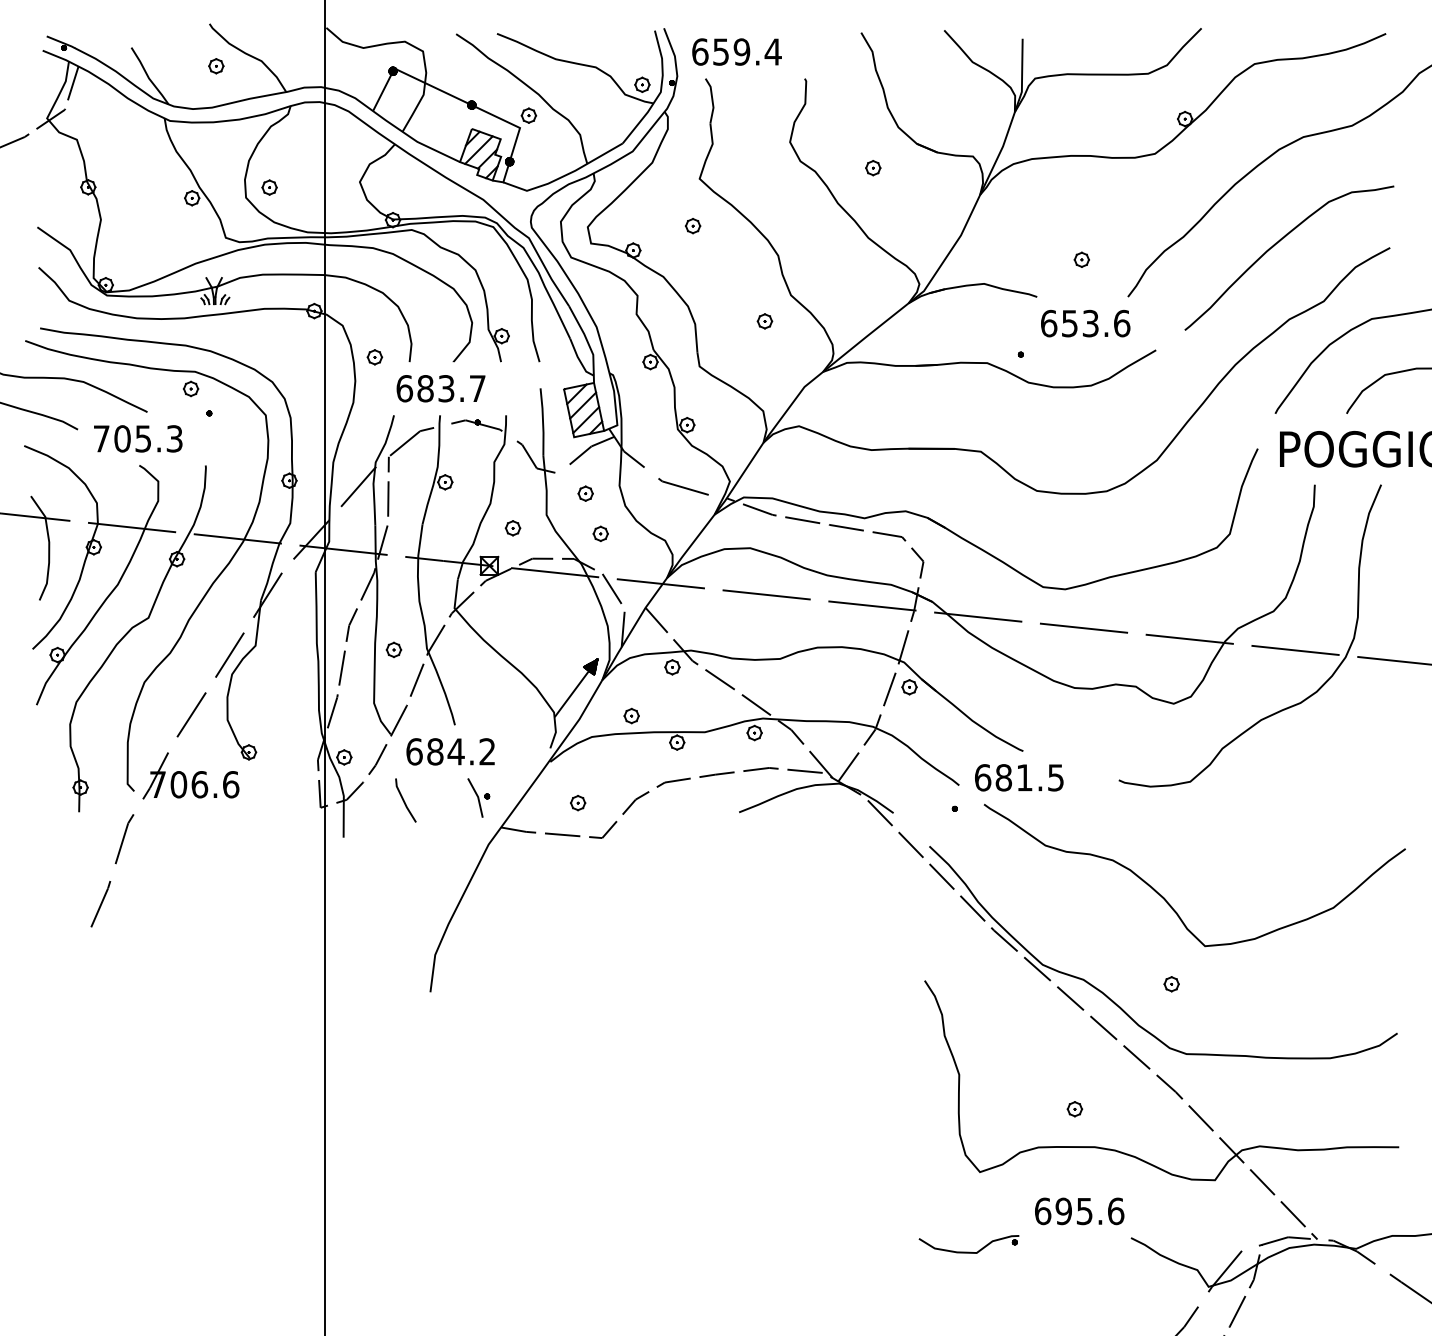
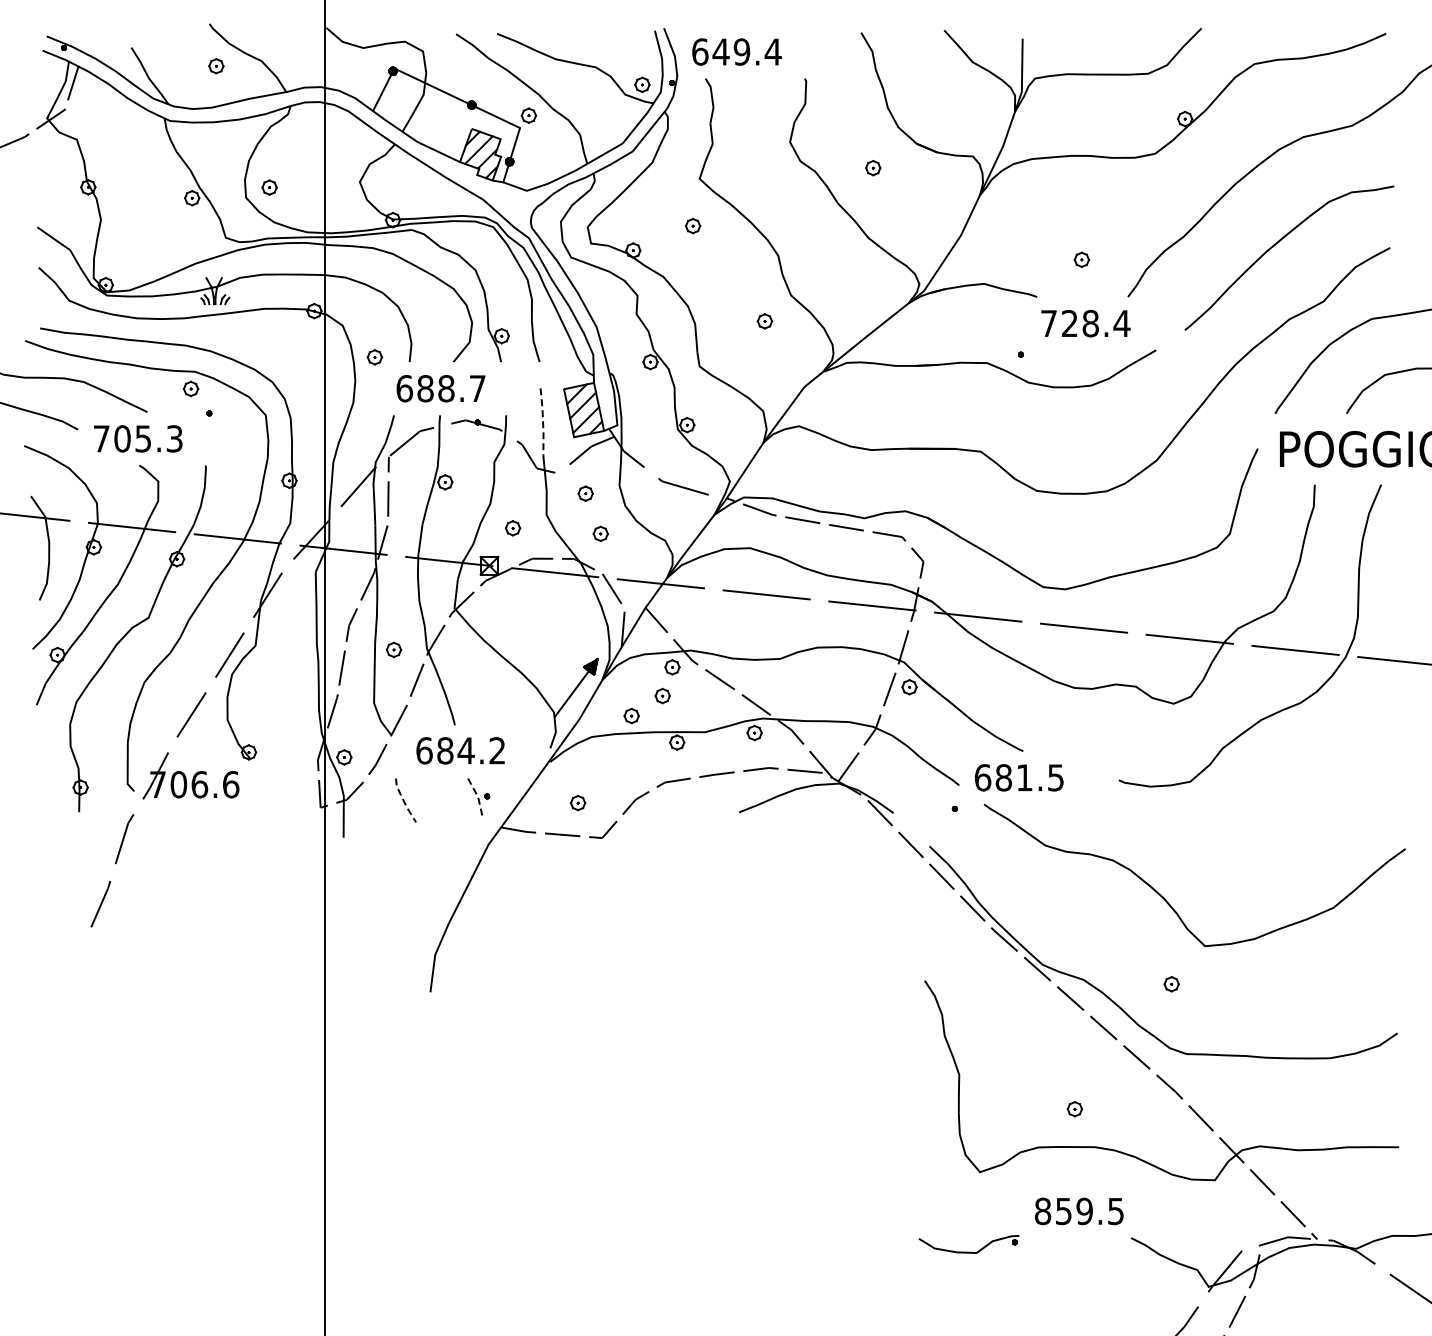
text: 659.4 -> 649.4 (720, 51)
text: 653.6 -> 728.4 (1085, 323)
text: 683.7 -> 688.7 (446, 388)
line: solid -> dashed (543, 422)
part: none -> present (662, 695)
text position: (450, 751) -> (460, 750) (460, 750)
line: solid -> dashed (478, 797)
line: solid -> dashed (403, 801)
text: 695.6 -> 859.5 (1079, 1211)
